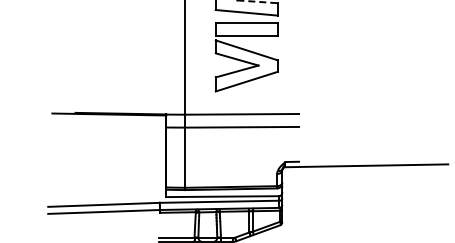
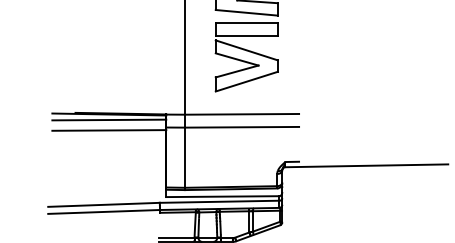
line: dashed -> solid (258, 1)
line: none -> present (109, 119)
line: none -> present (109, 130)
